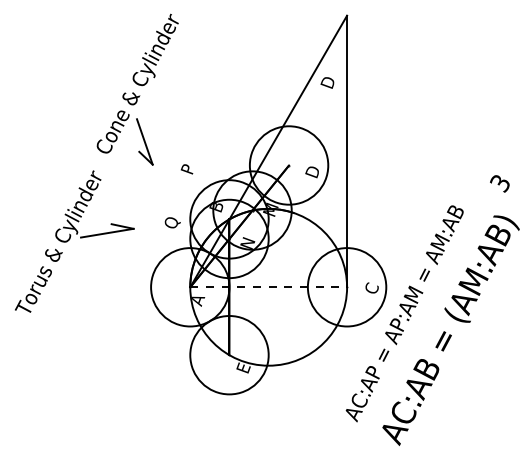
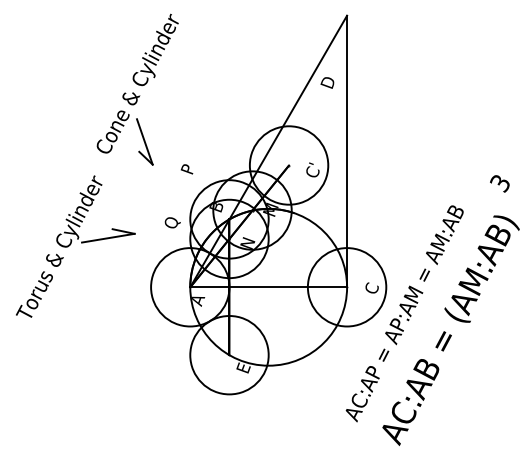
text: D -> C' (312, 170)
part position: (74, 241) -> (75, 246) (75, 246)
line: dashed -> solid (269, 287)
